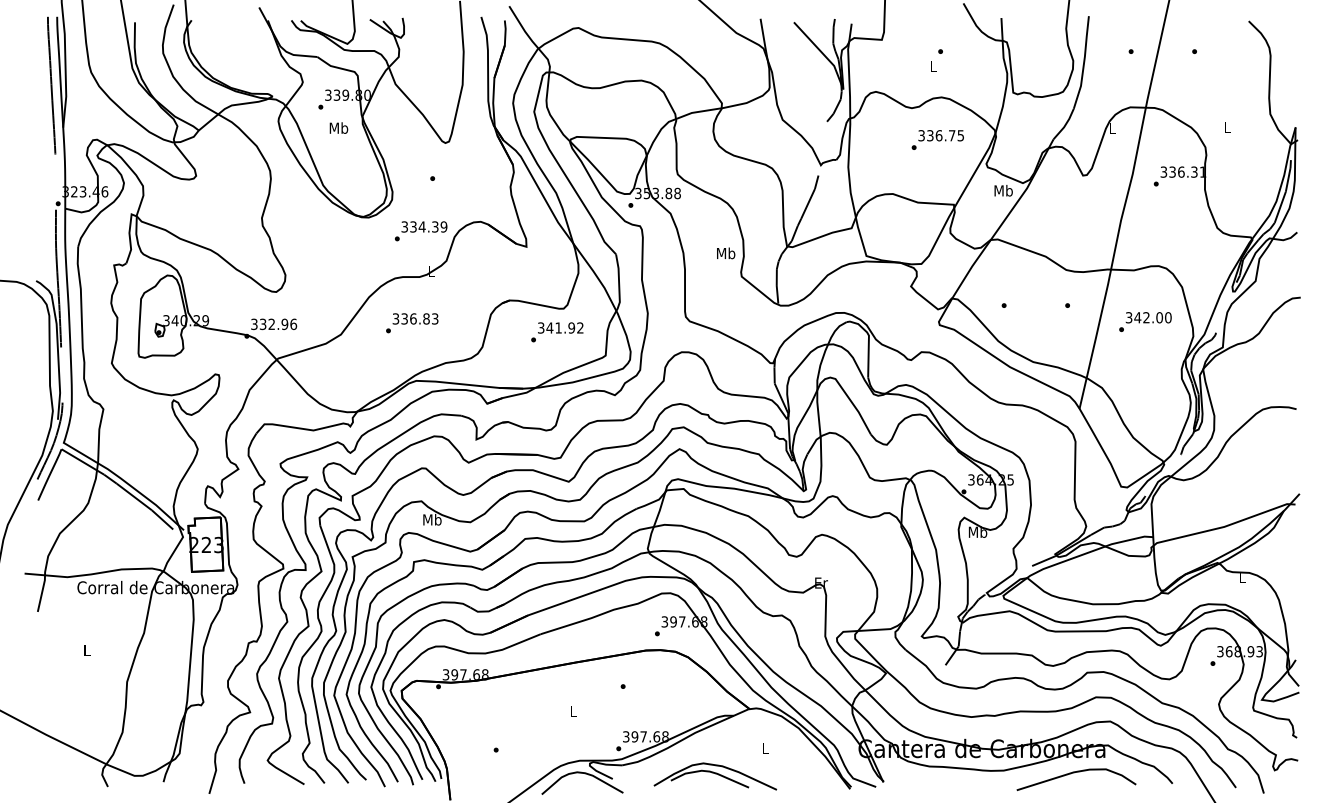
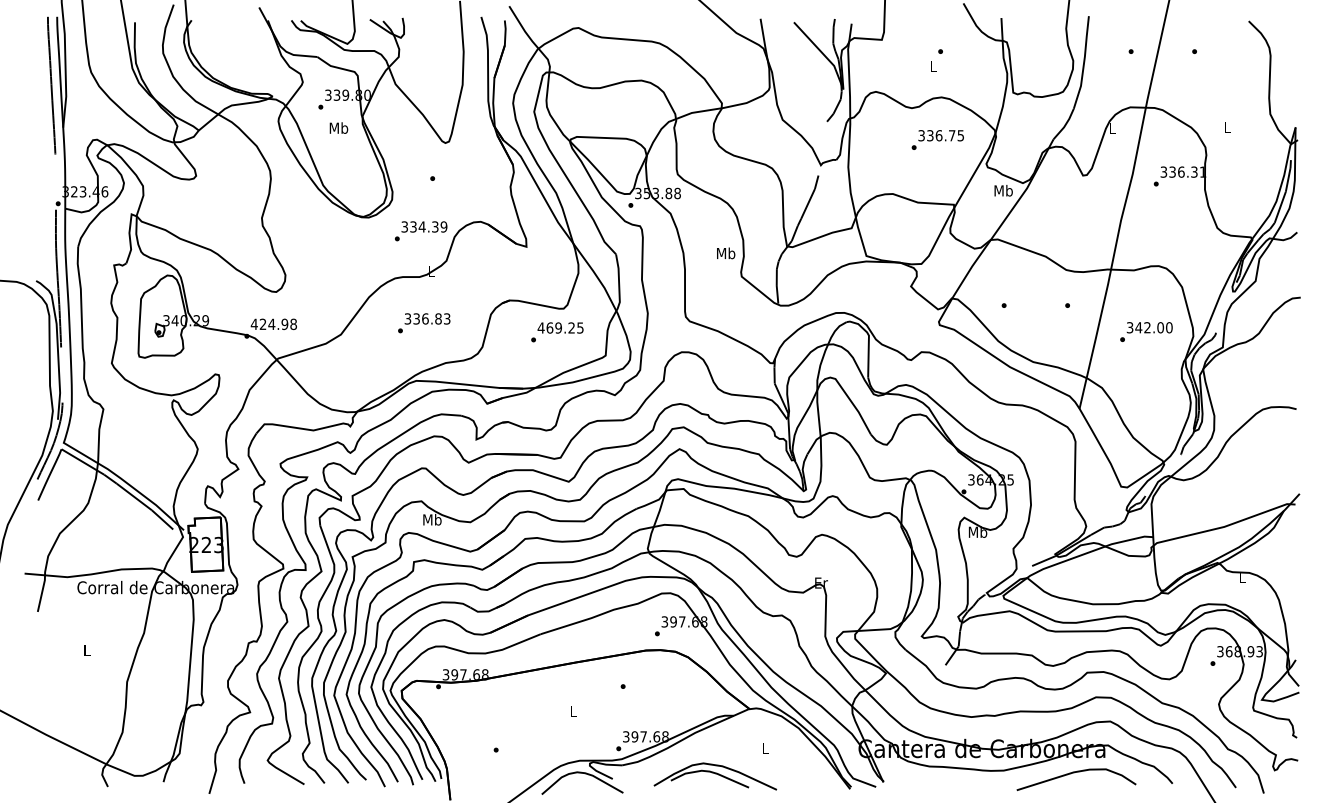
text position: (1145, 321) -> (1146, 331) (1146, 331)
text position: (412, 323) -> (424, 323) (424, 323)
text: 332.96 -> 424.98 (273, 324)
text: 341.92 -> 469.25 (560, 327)
